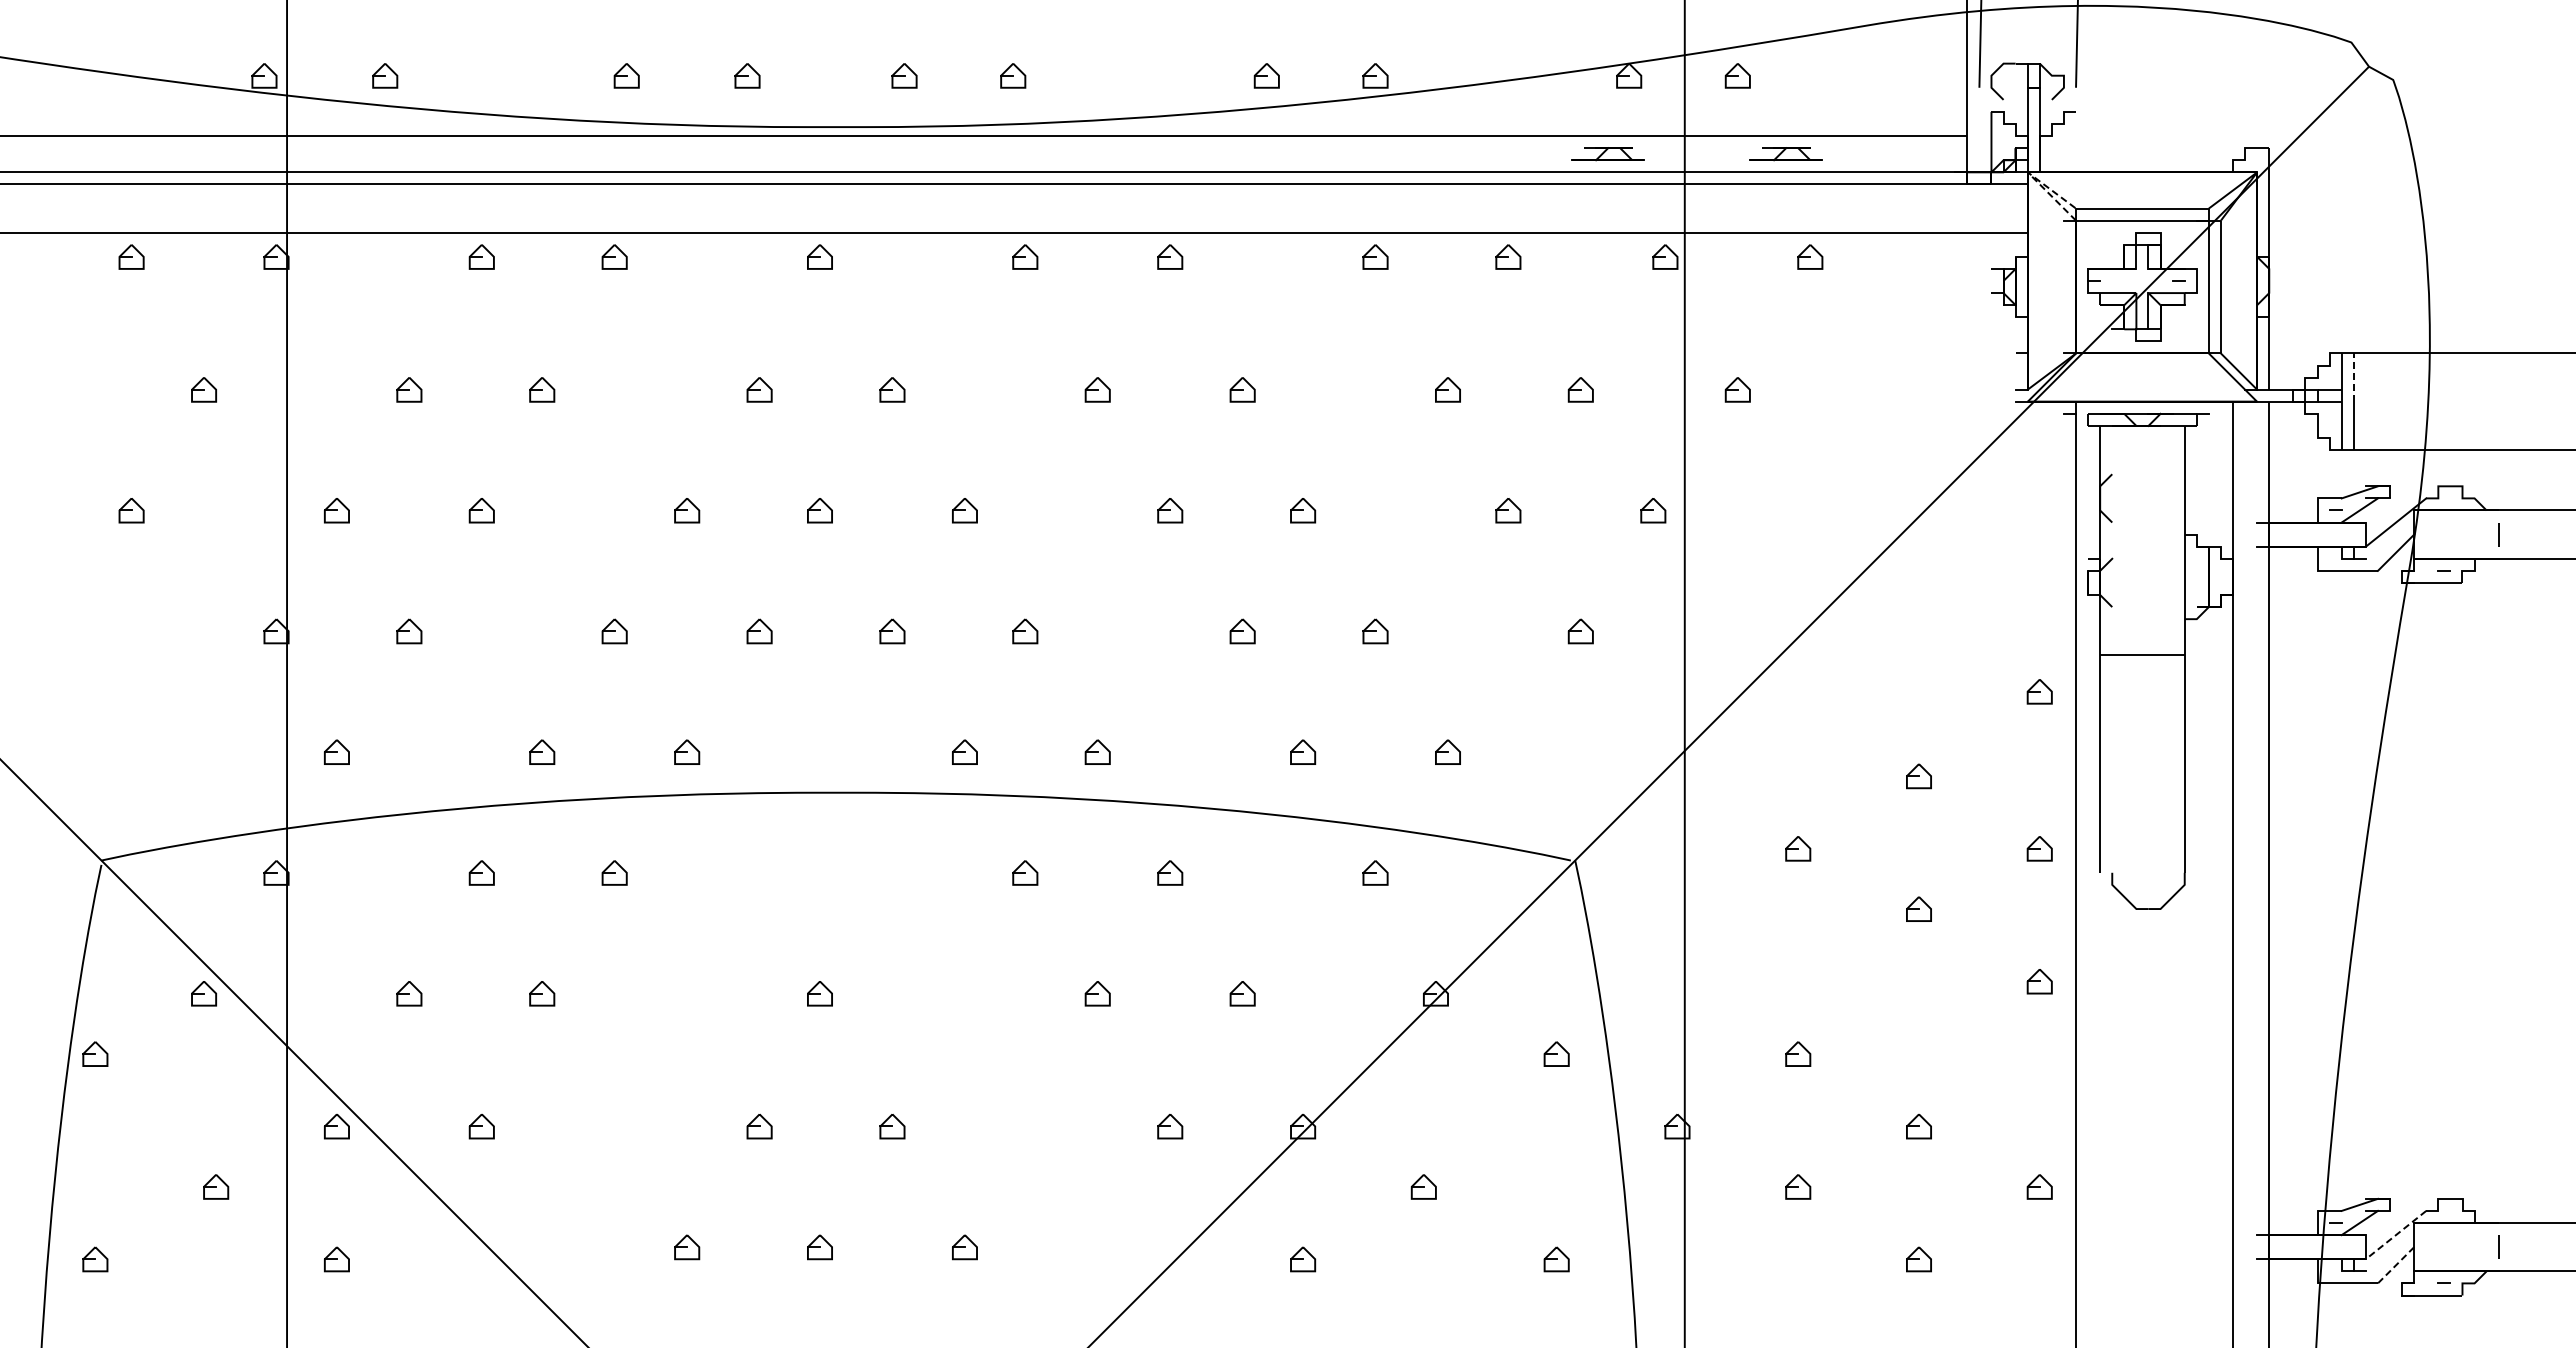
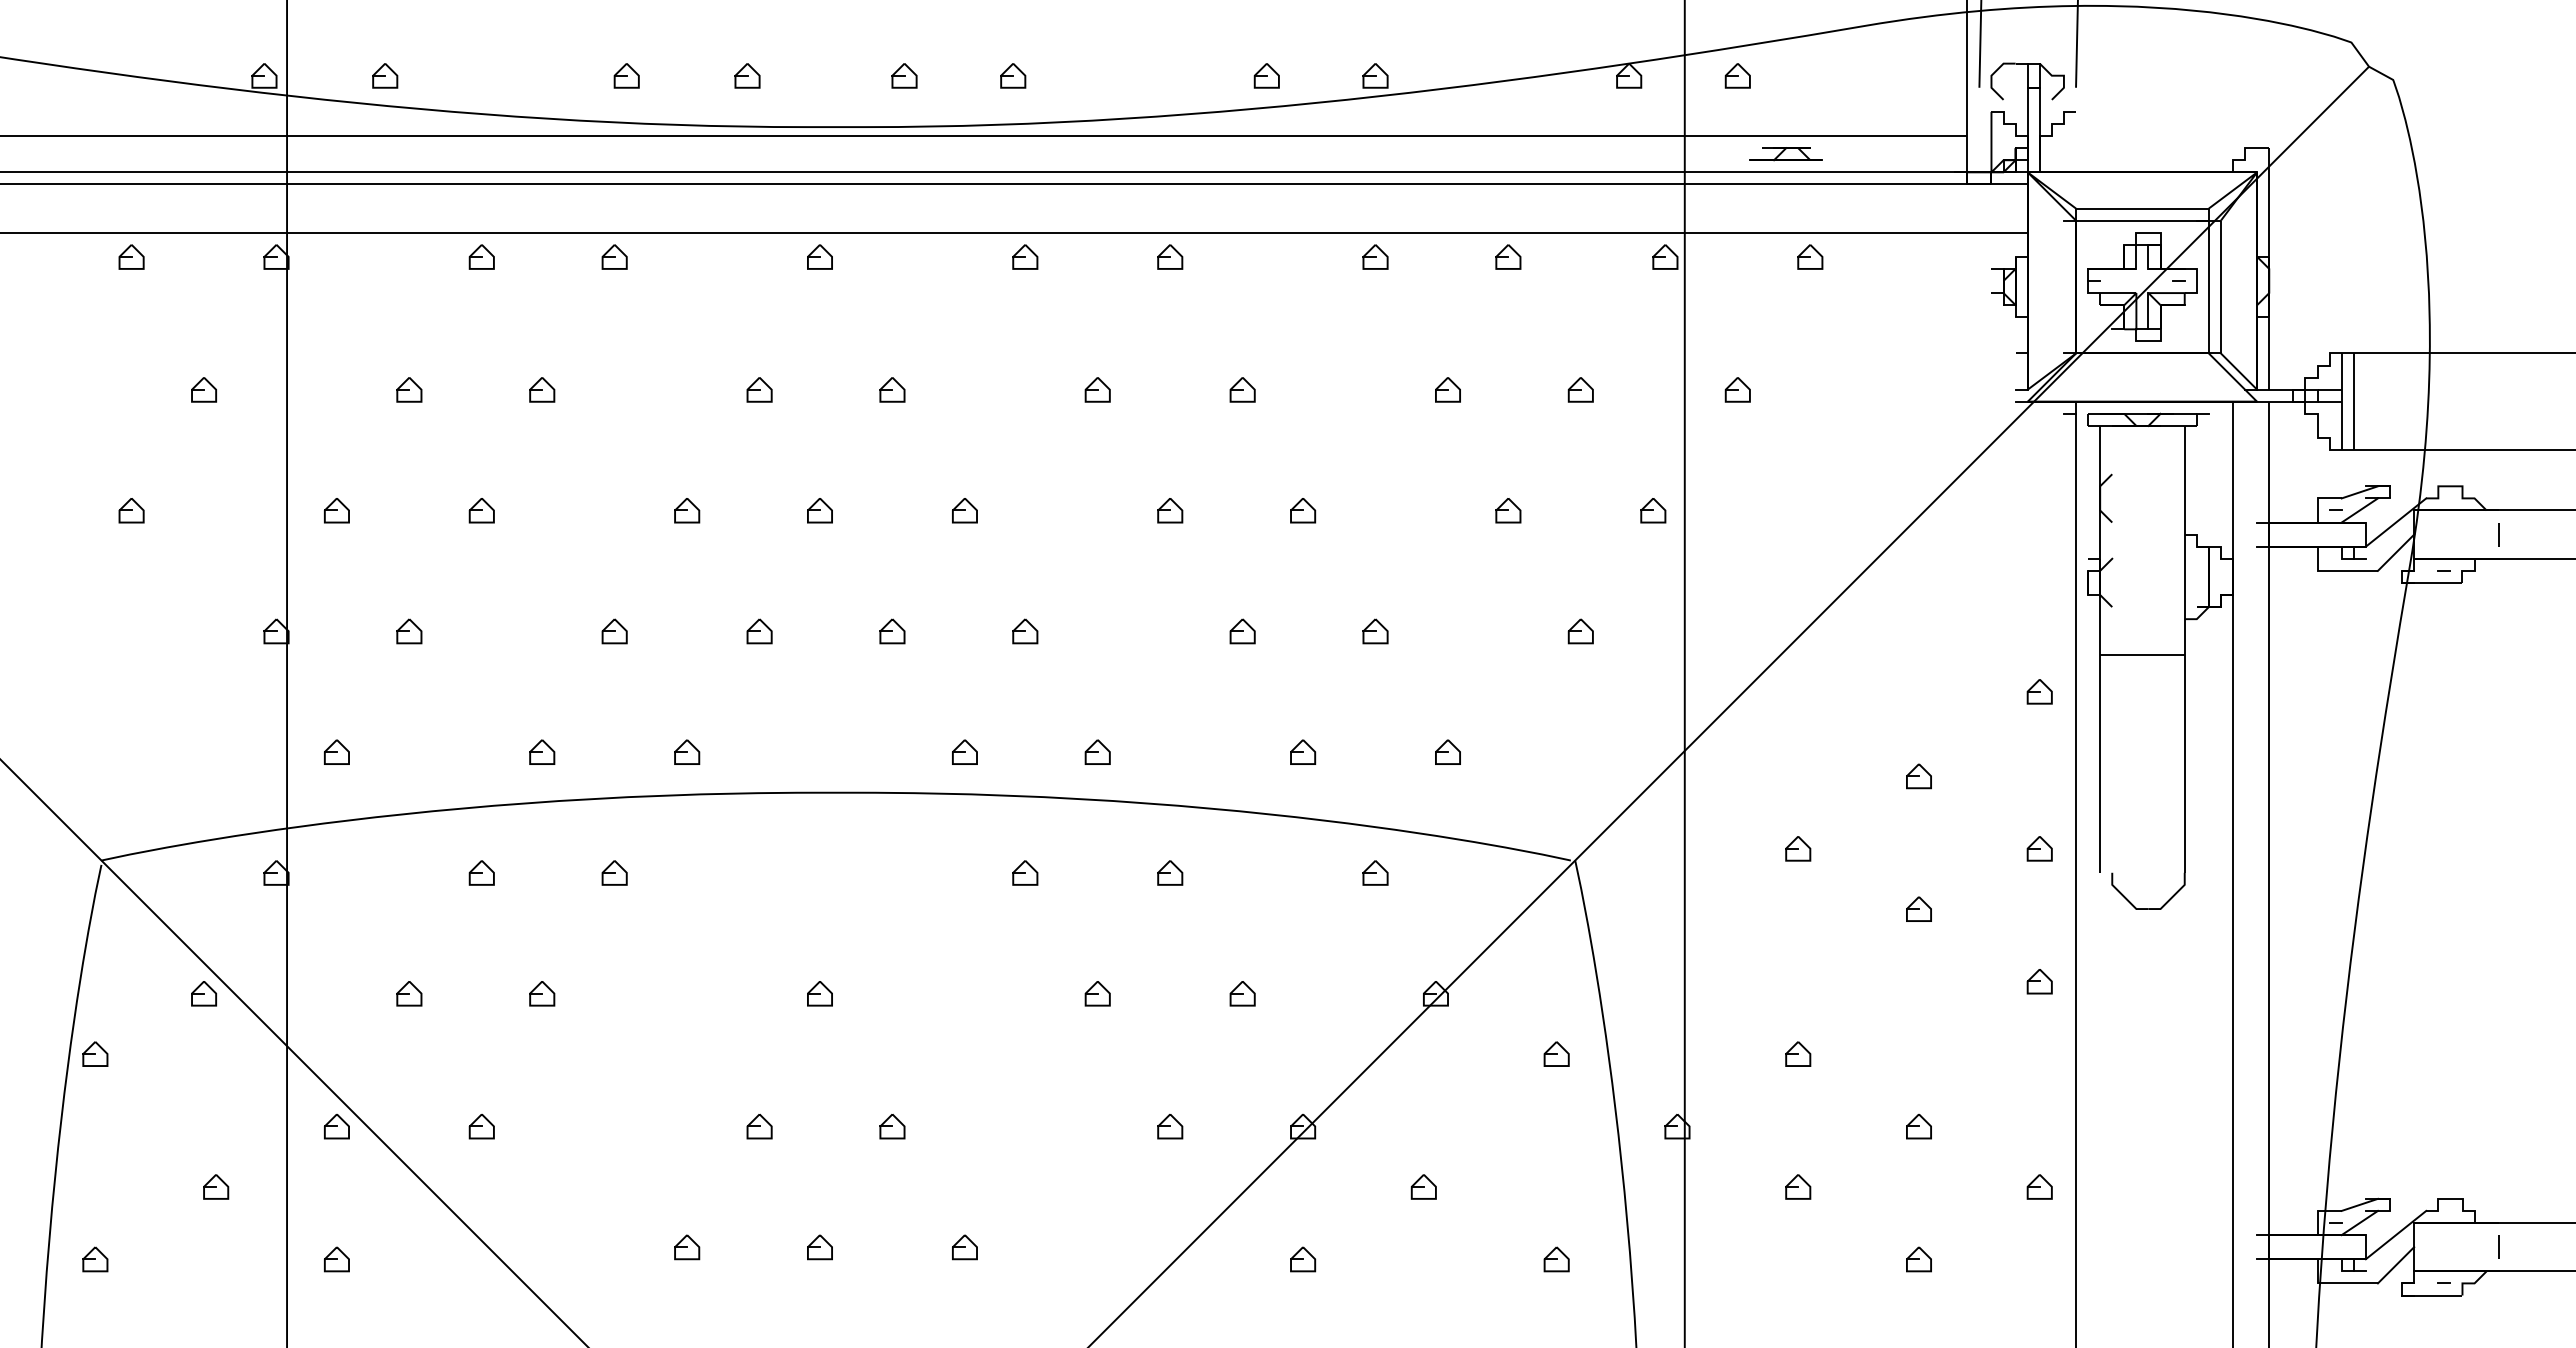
part: present -> none (1607, 154)
line: dashed -> solid (2029, 174)
line: dashed -> solid (2353, 376)
line: dashed -> solid (2396, 1235)
line: dashed -> solid (2396, 1265)
